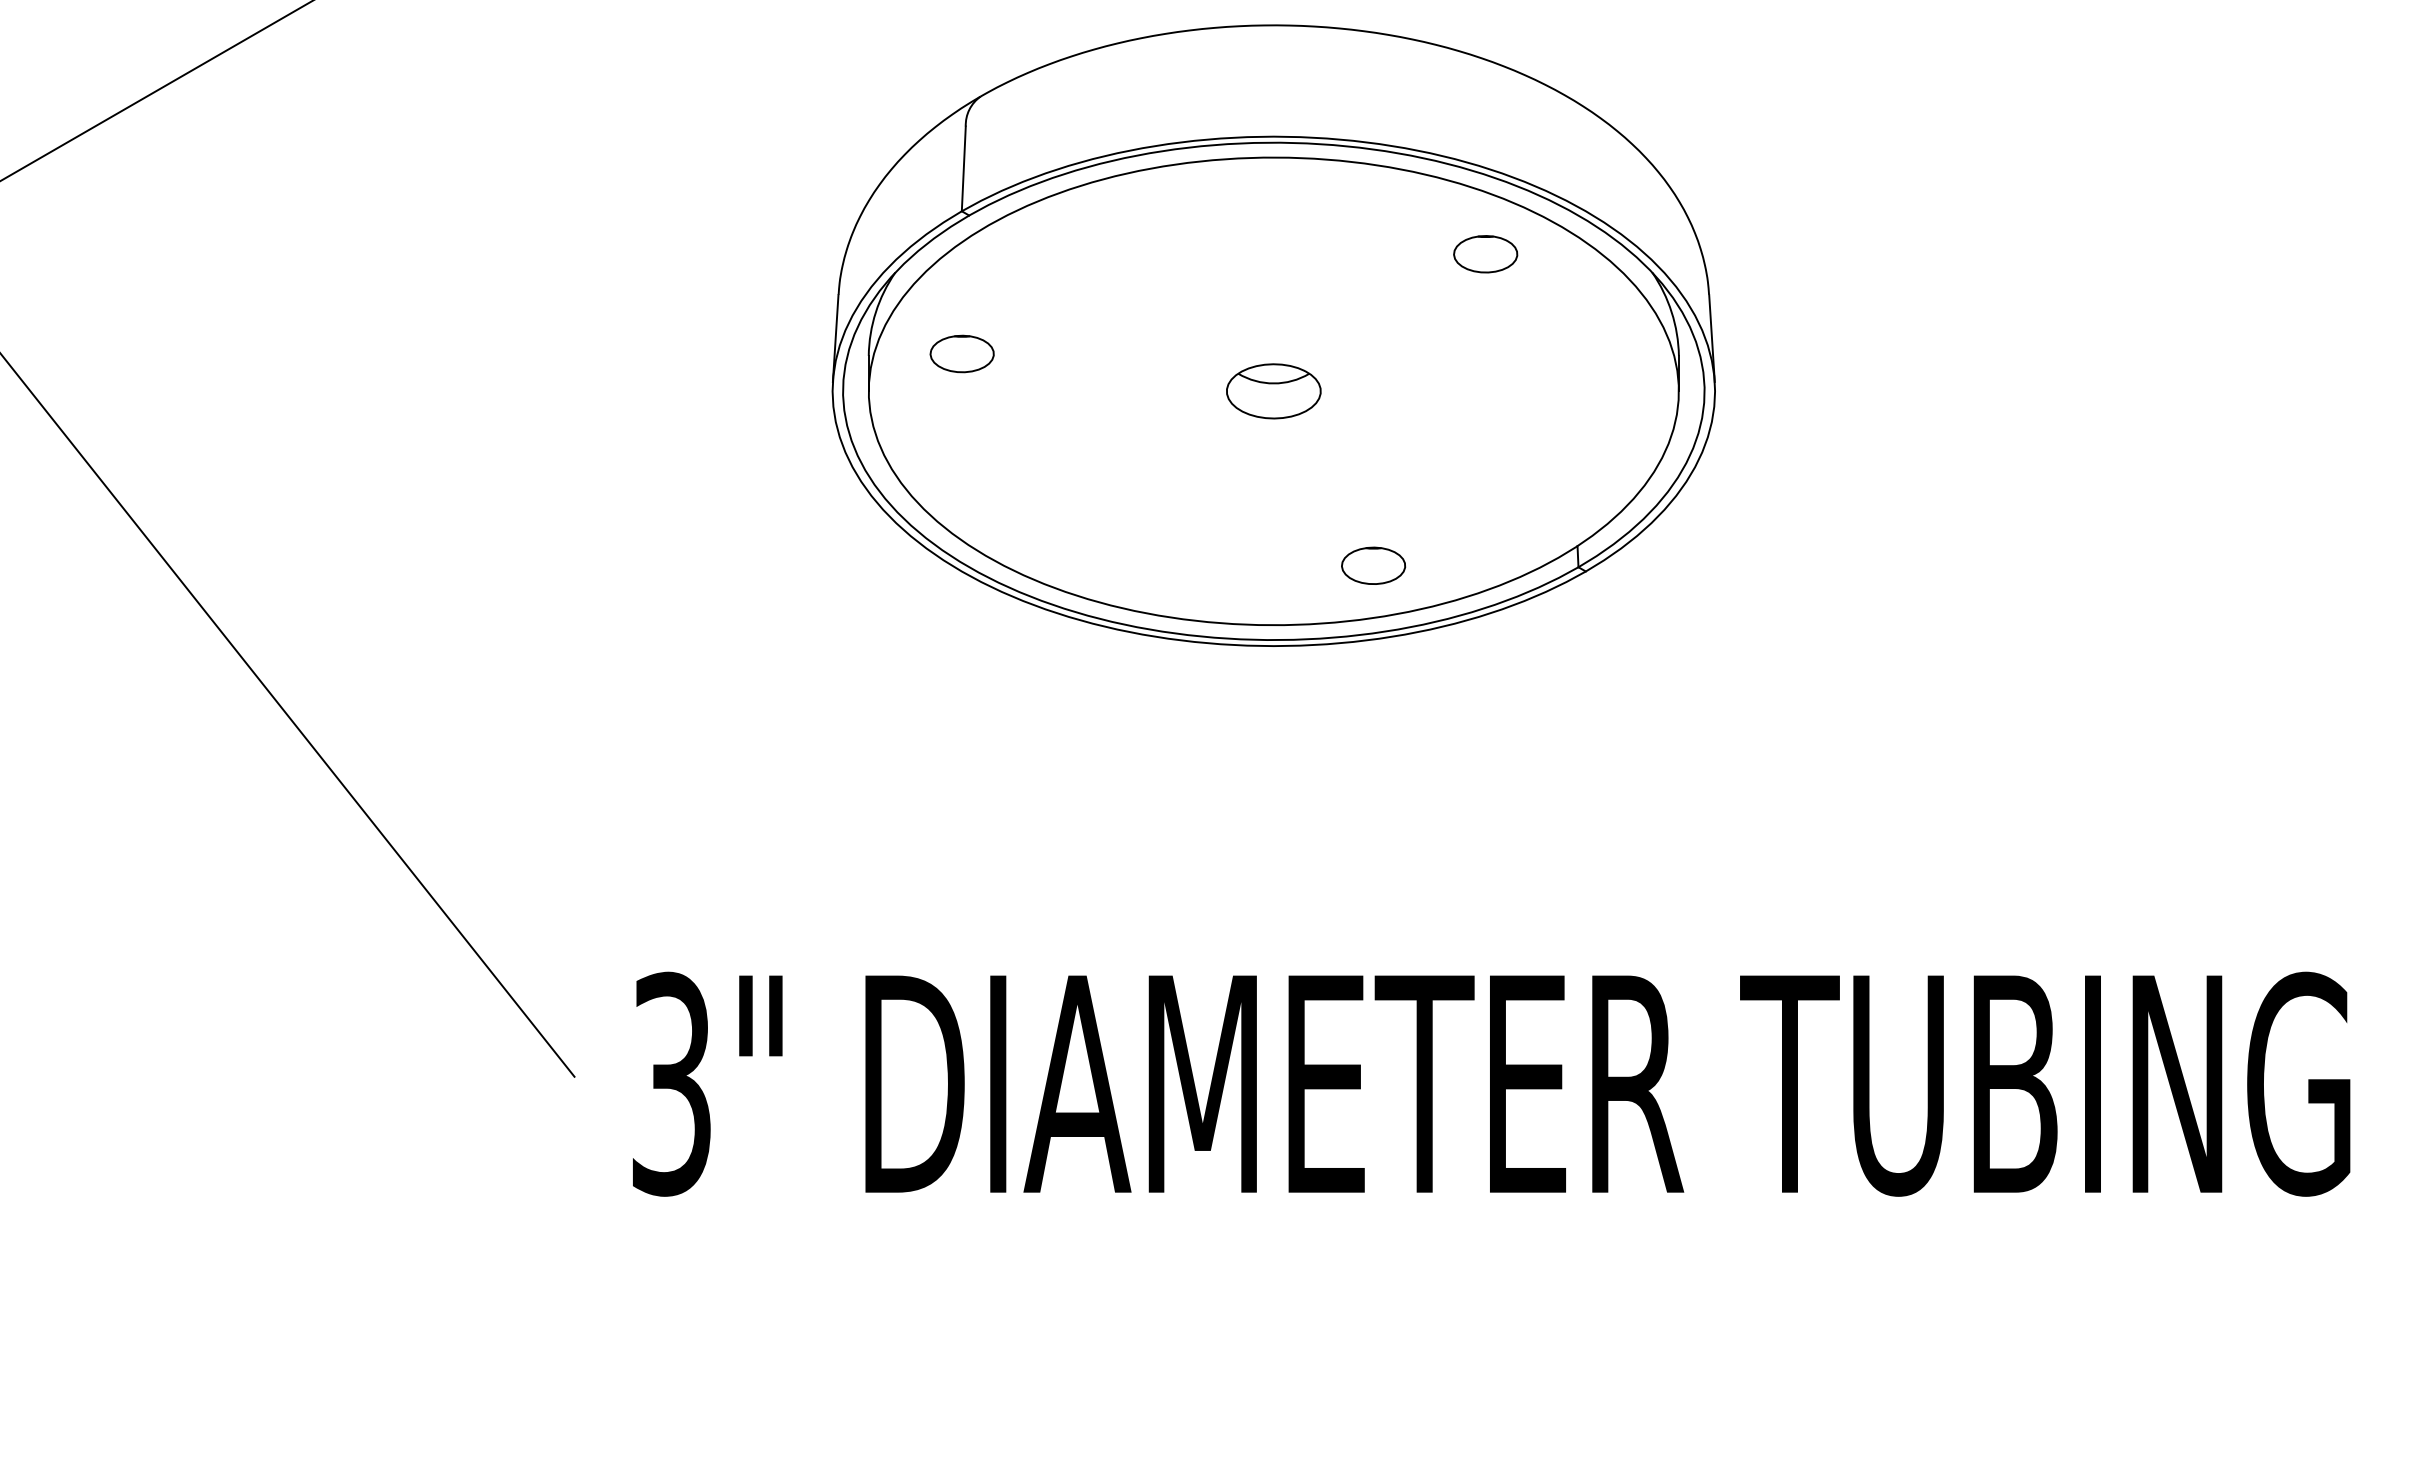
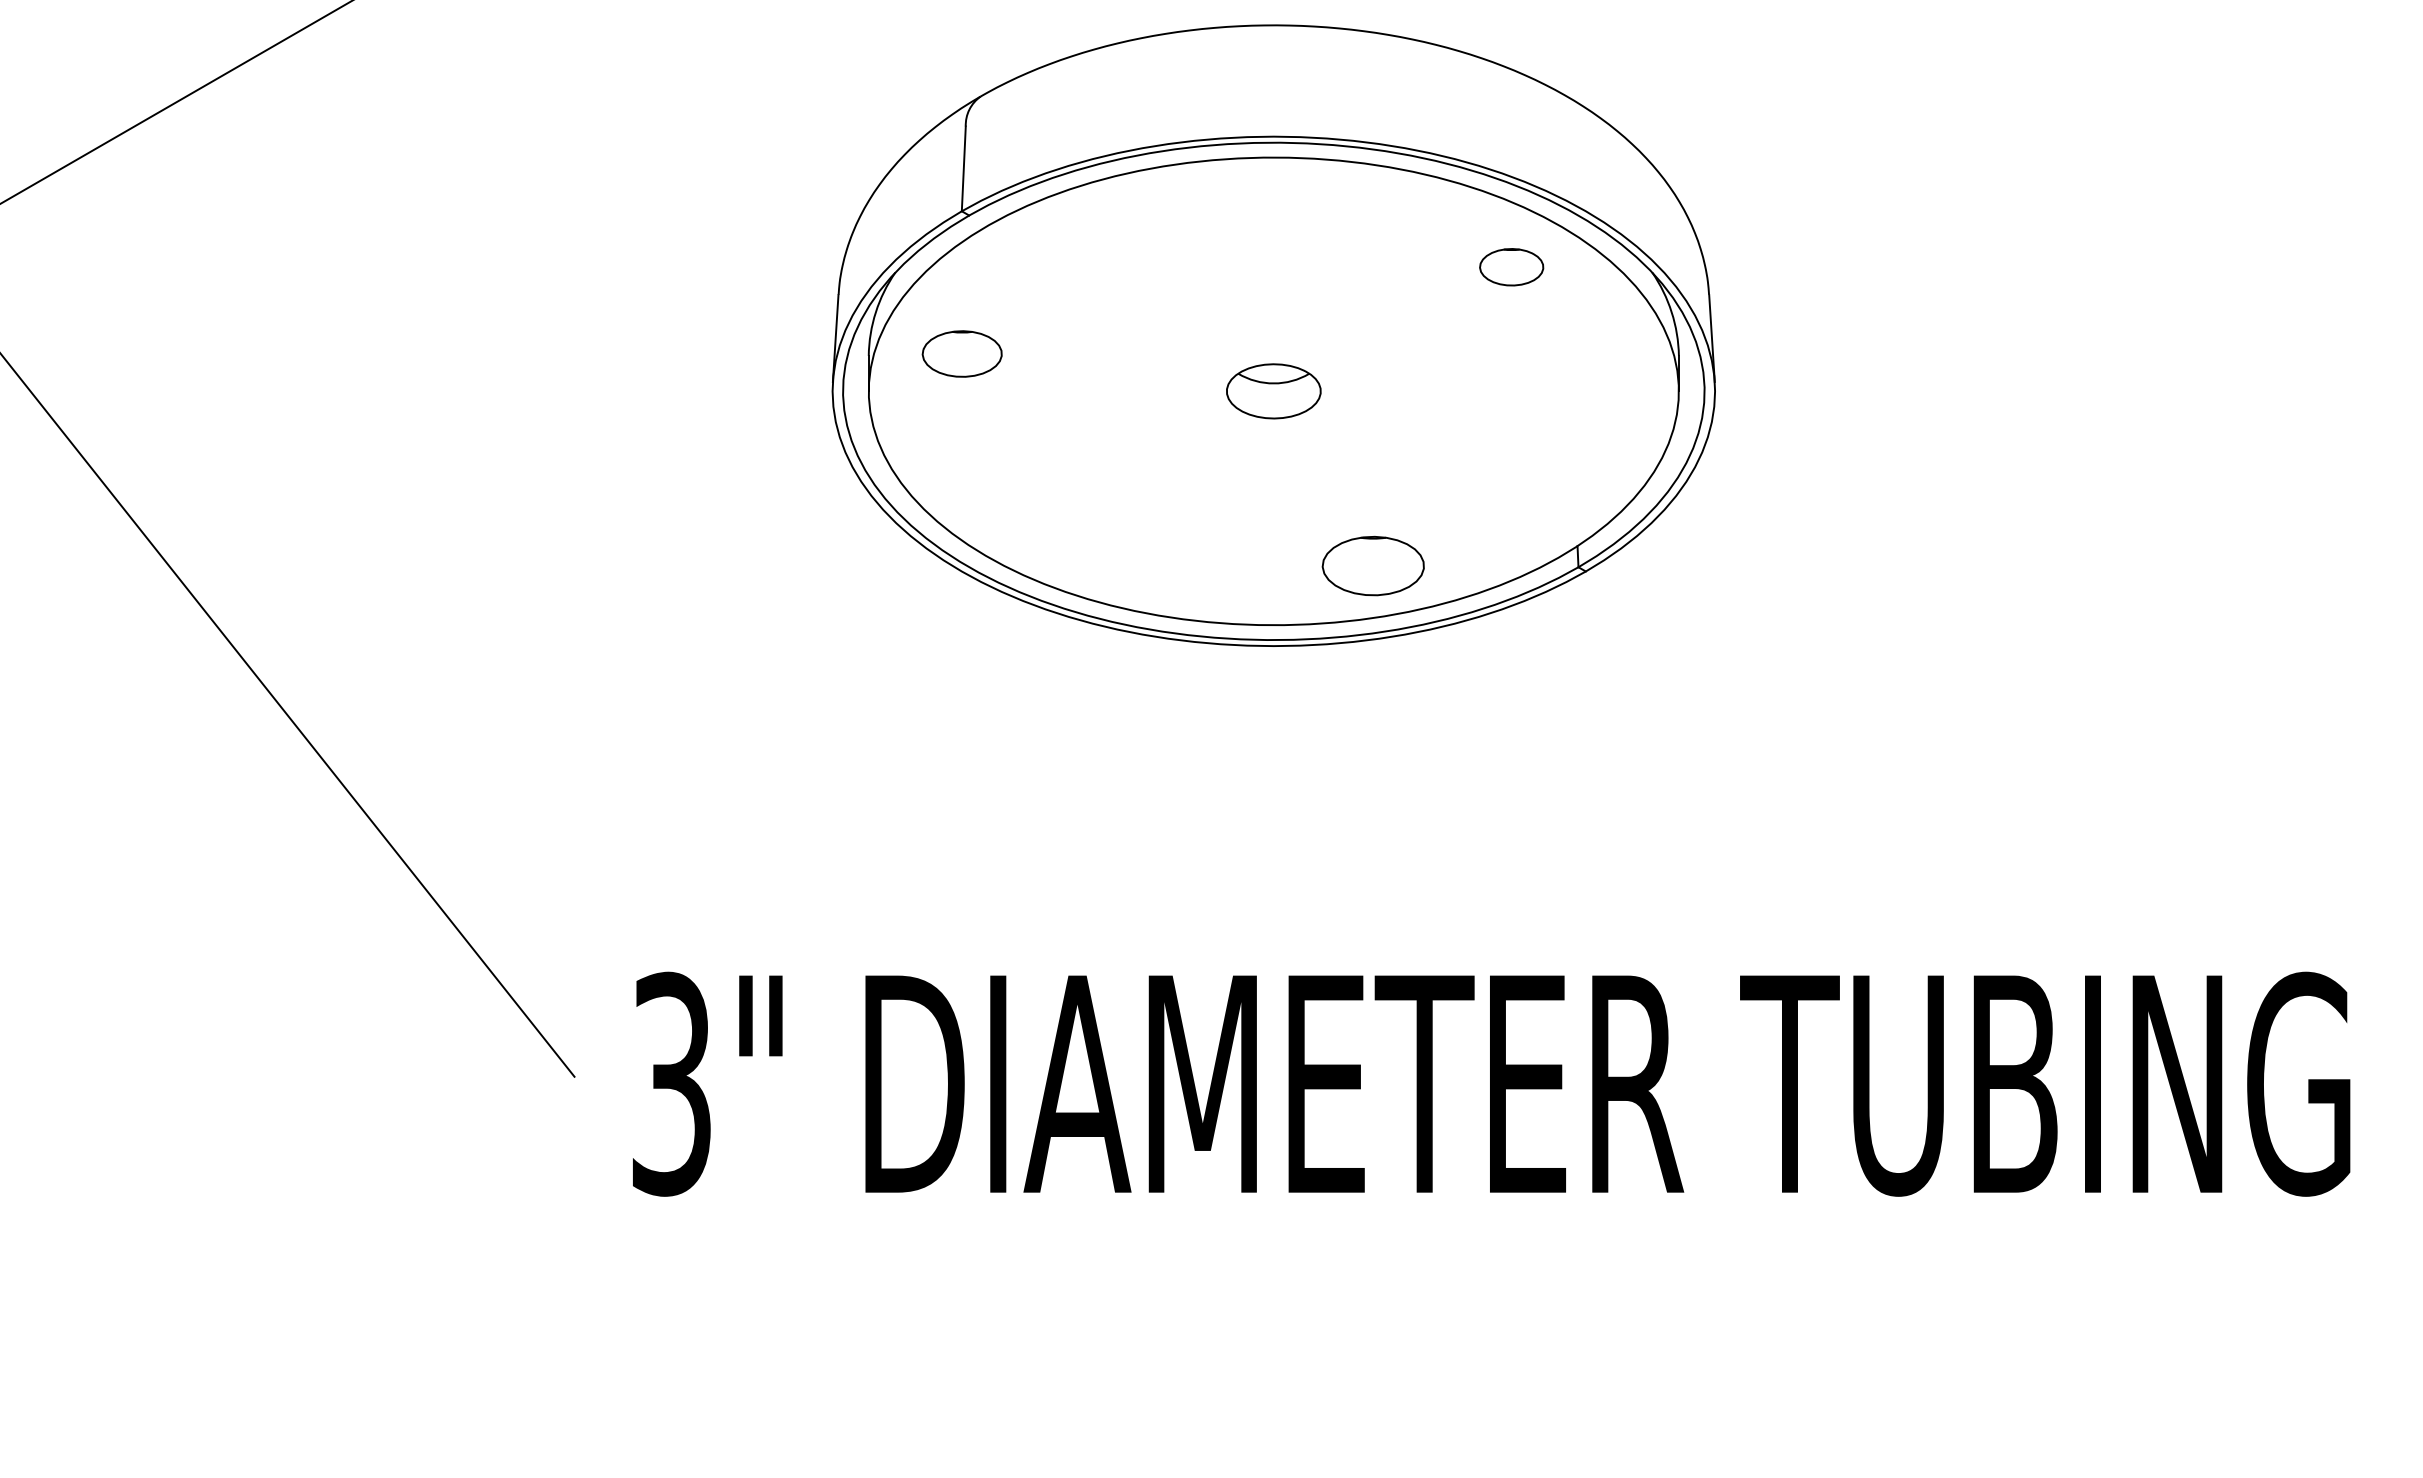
line position: (156, 90) -> (175, 102) (175, 102)
part position: (1485, 254) -> (1511, 267) (1511, 267)
part size: 66x40 px -> 82x48 px (961, 353)
part size: 66x39 px -> 104x61 px (1372, 566)
